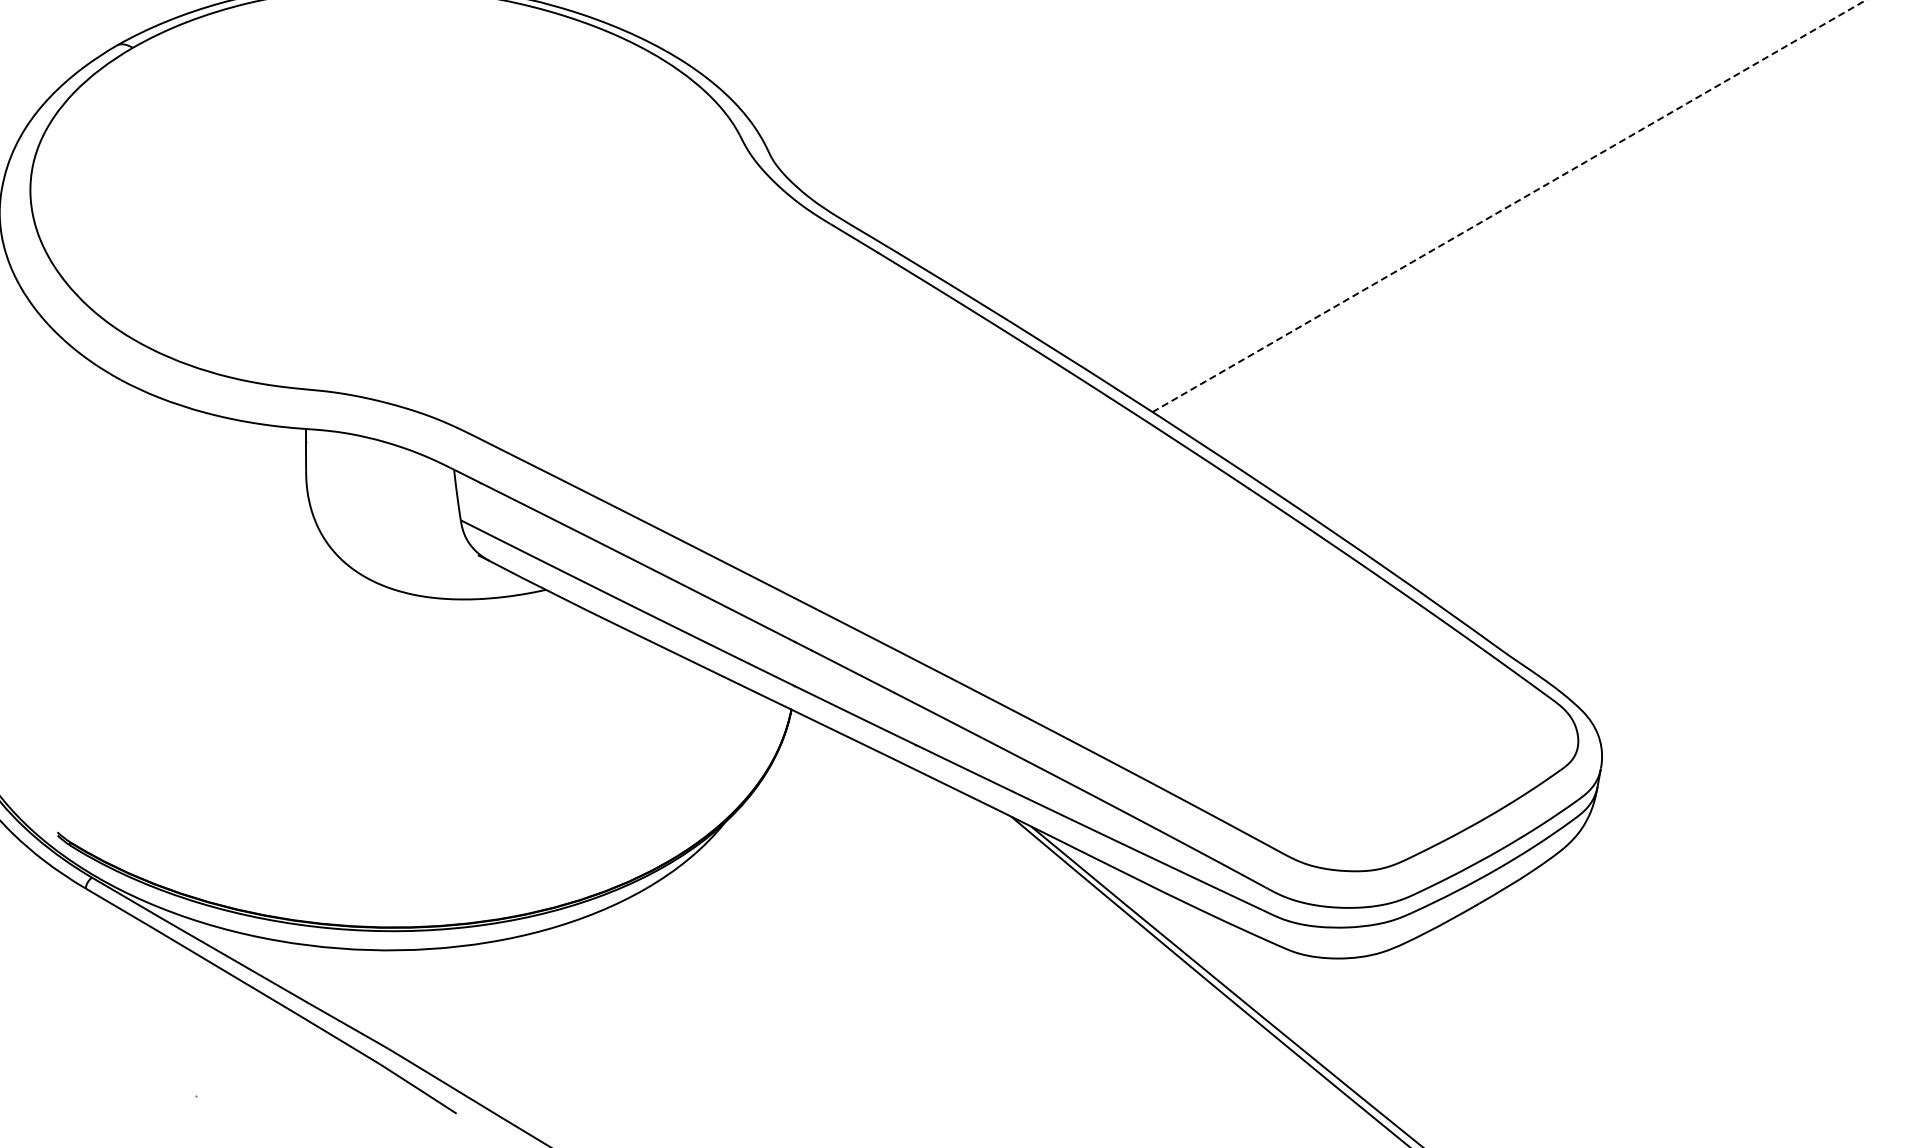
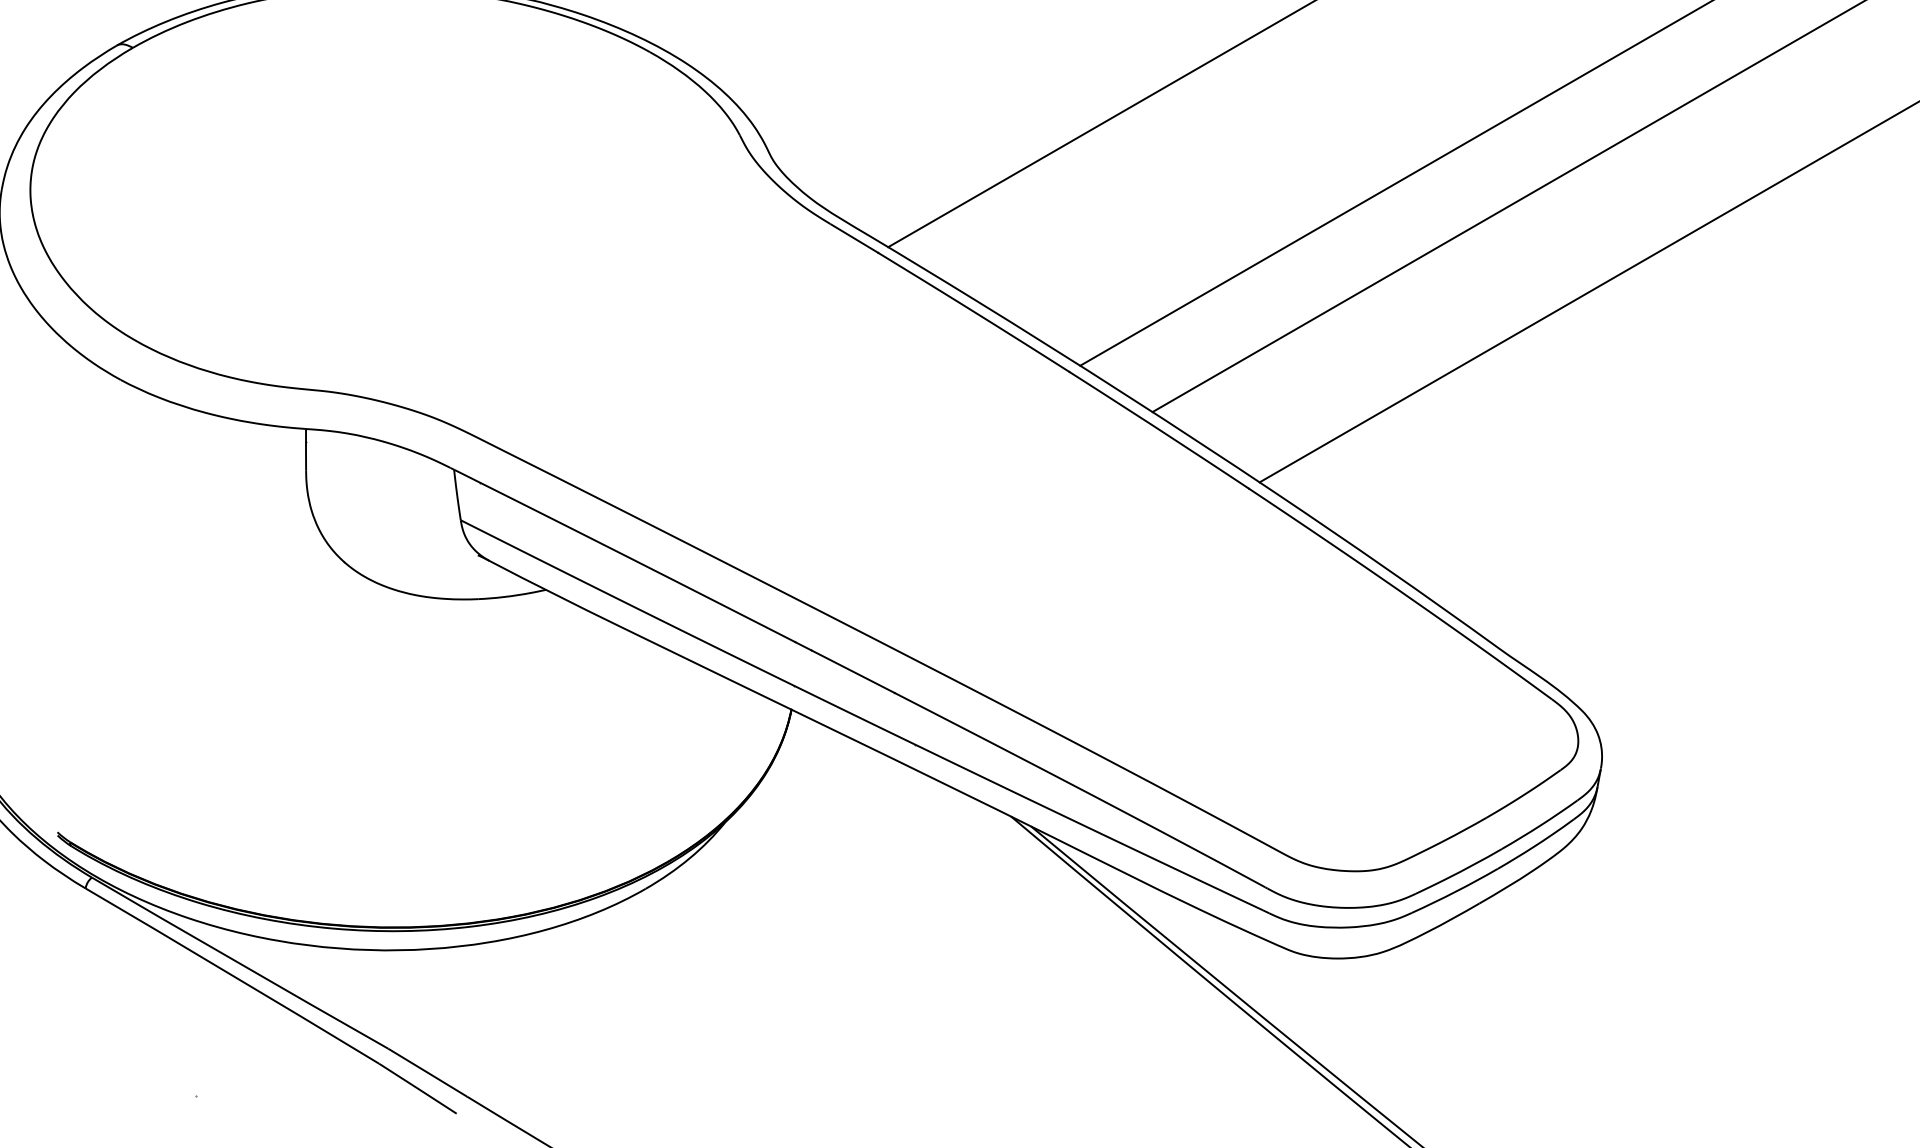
line: none -> present (1100, 124)
line: none -> present (1394, 183)
line: dashed -> solid (1509, 206)
line: none -> present (1587, 292)
